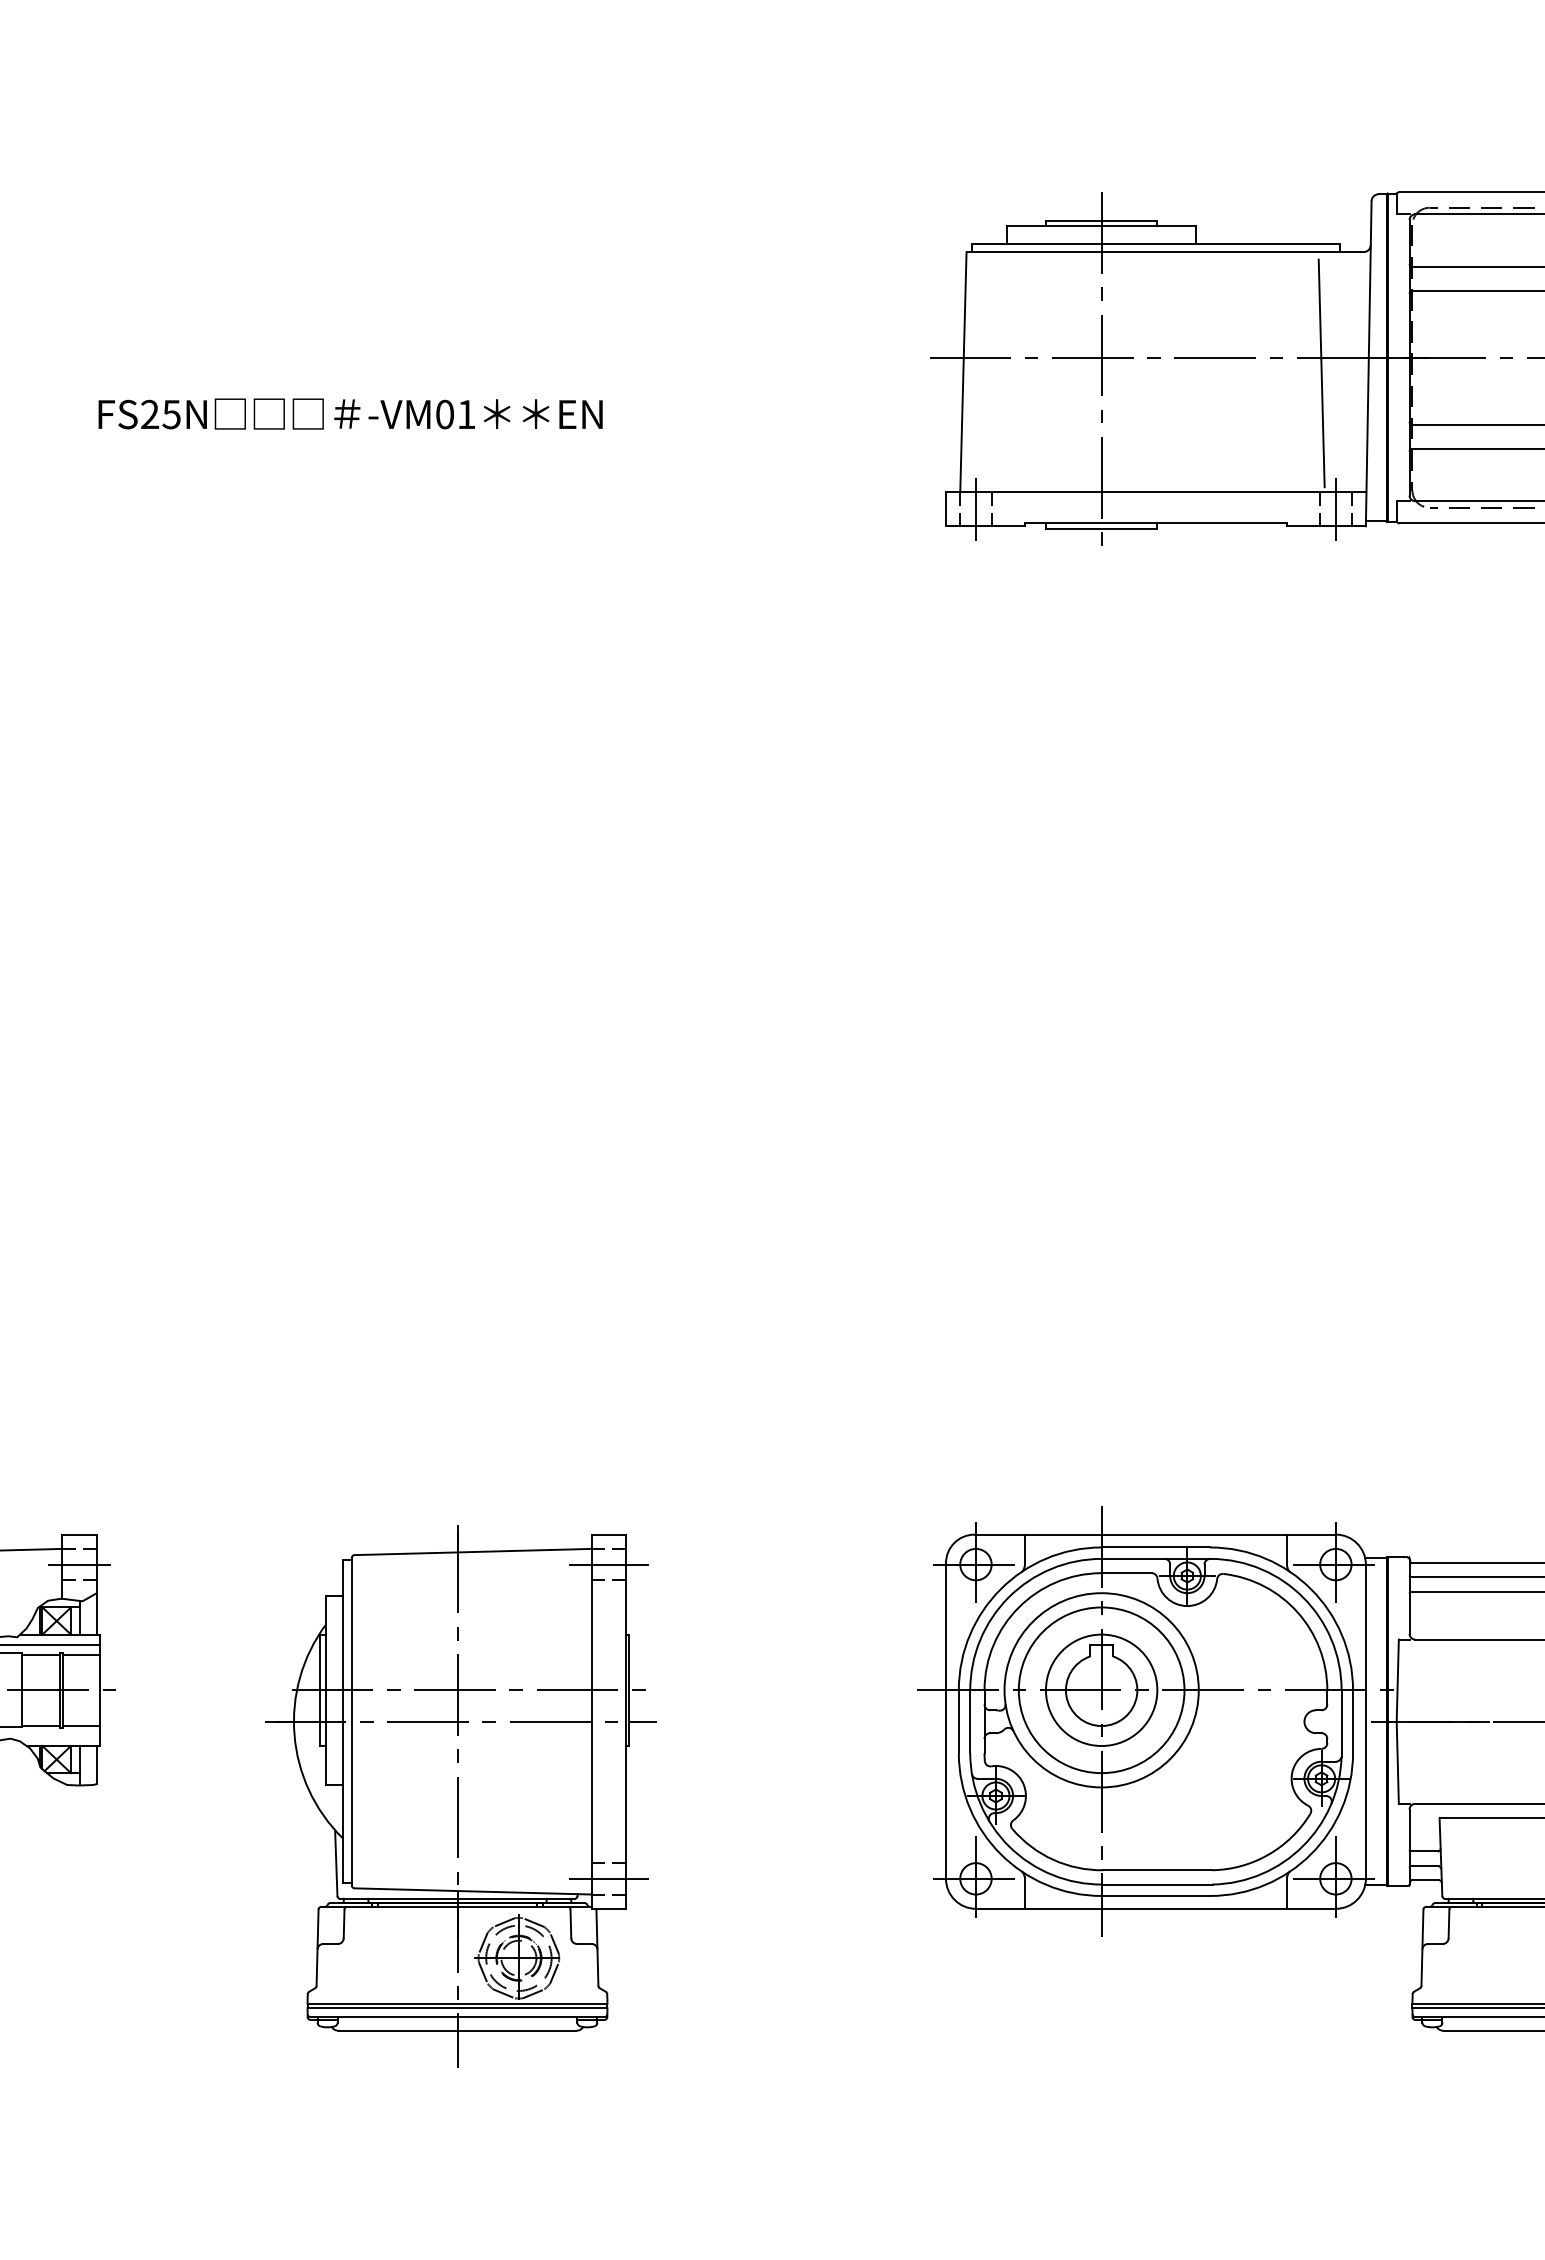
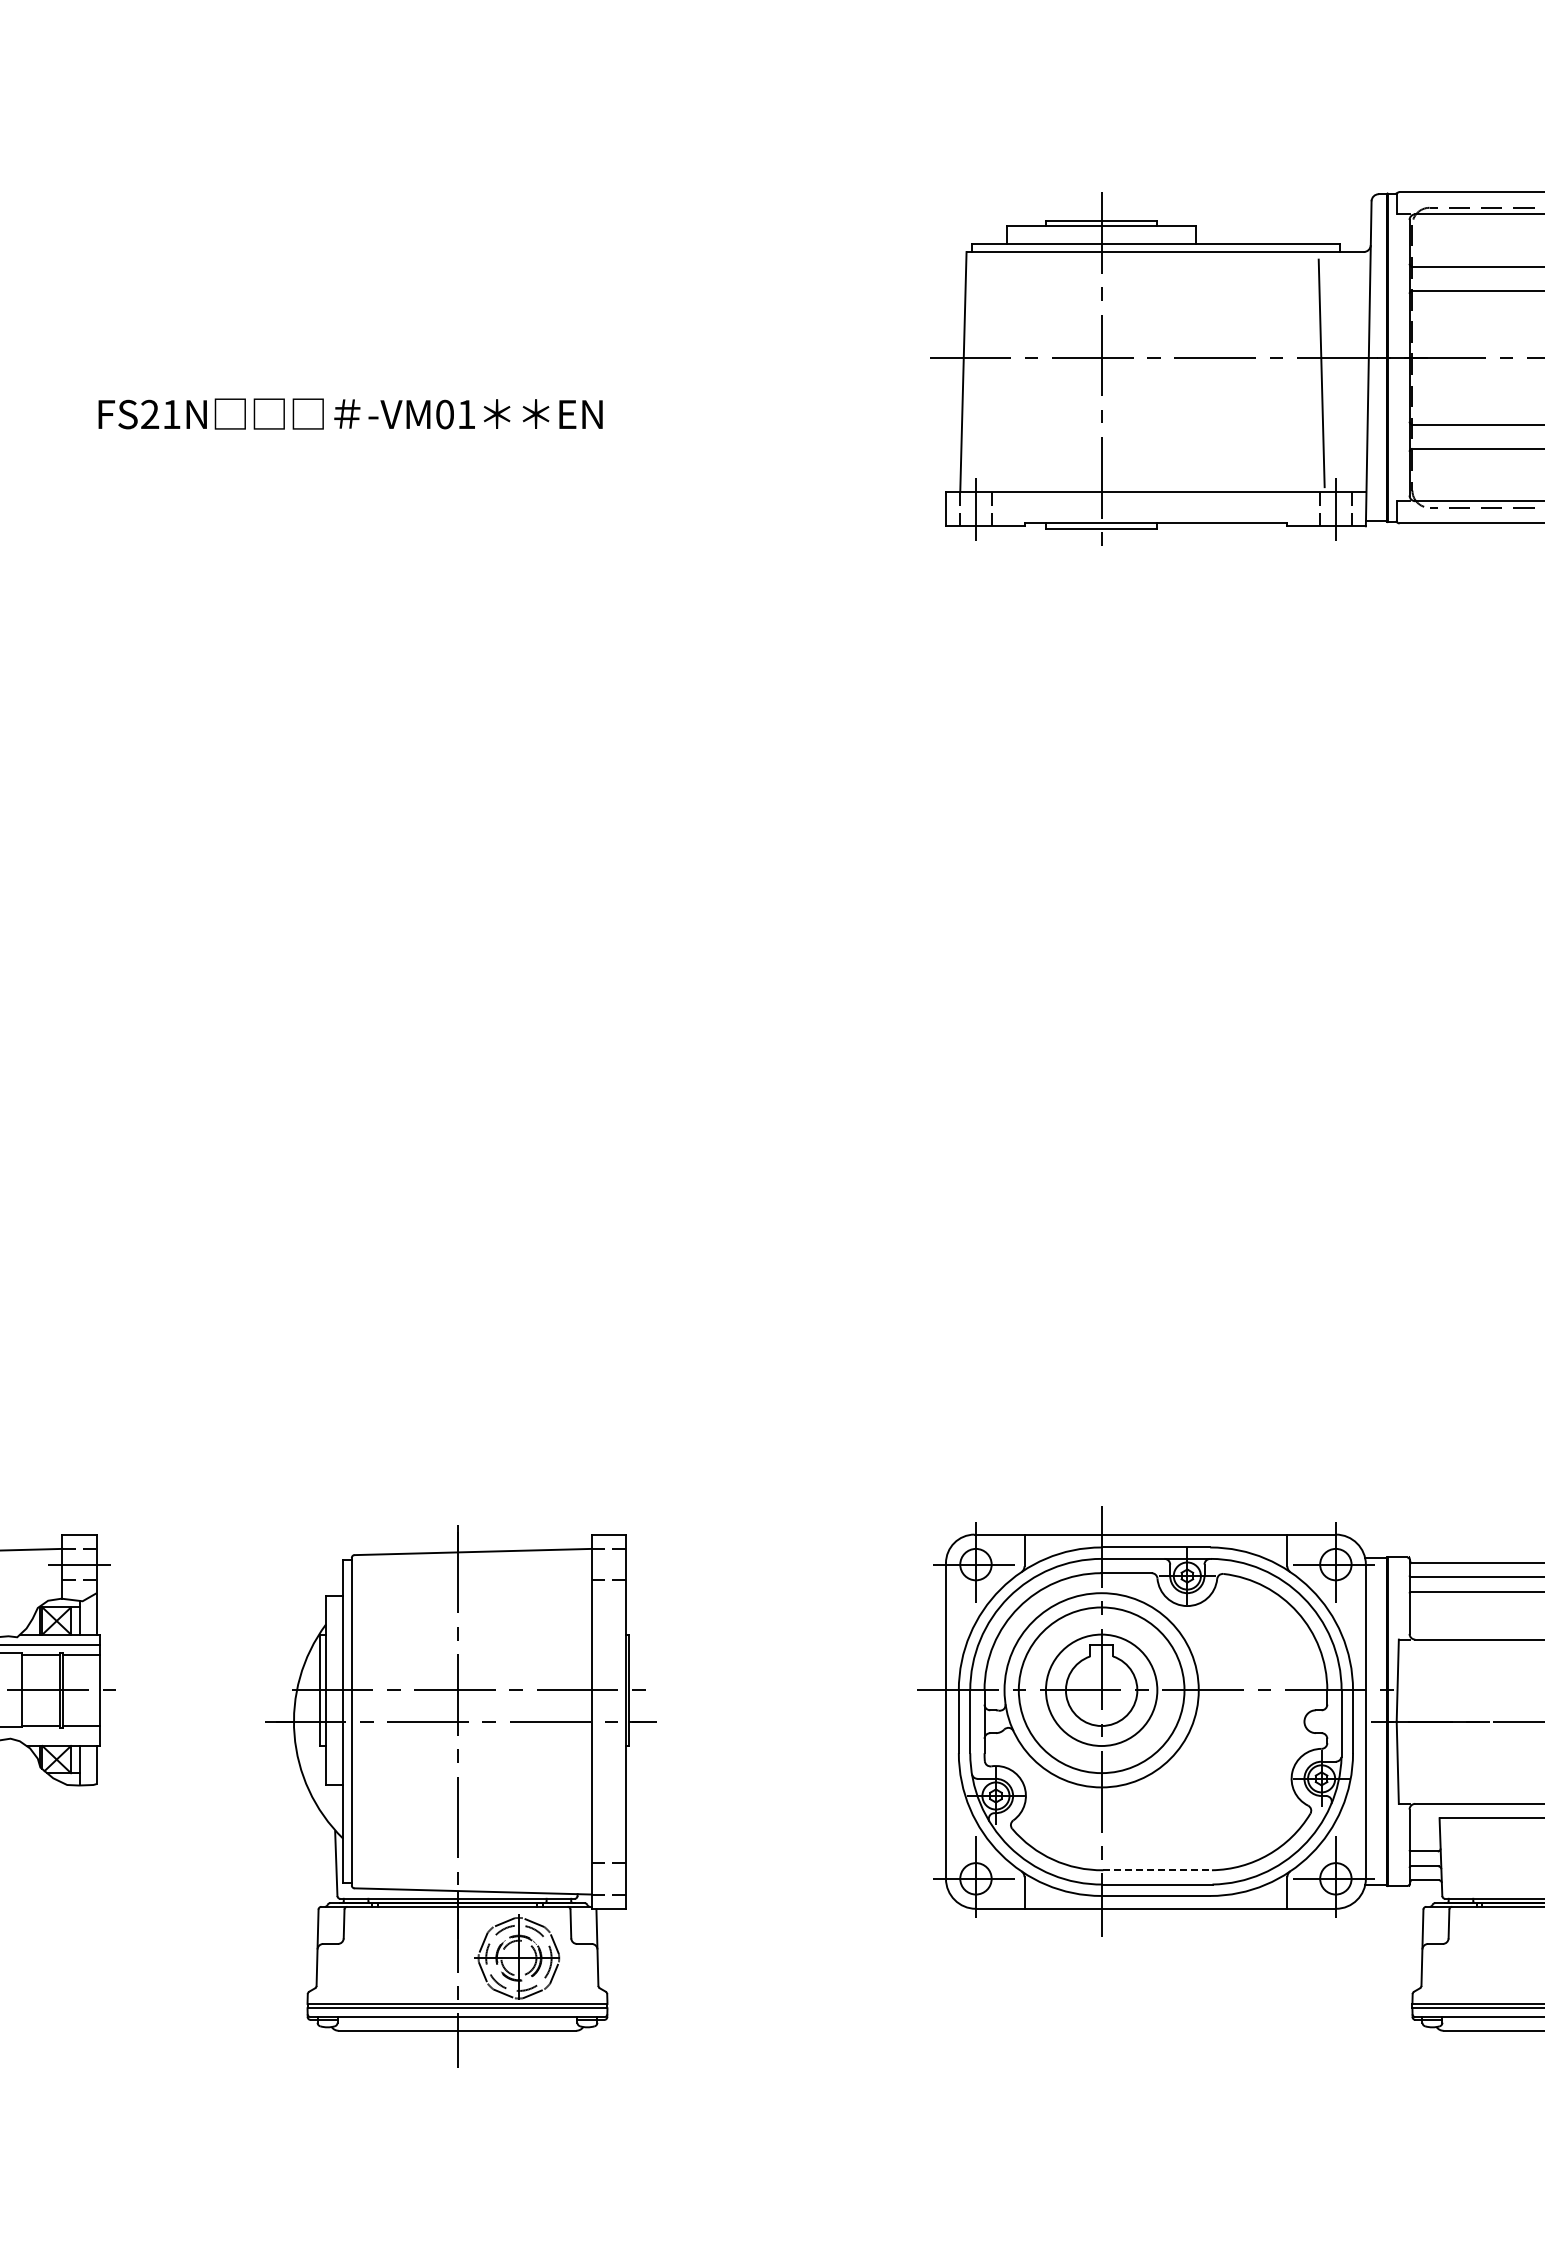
text: FS25N -> FS21N (171, 414)
line: present -> none (608, 1564)
line: solid -> dashed (1158, 1870)
line: present -> none (608, 1878)
